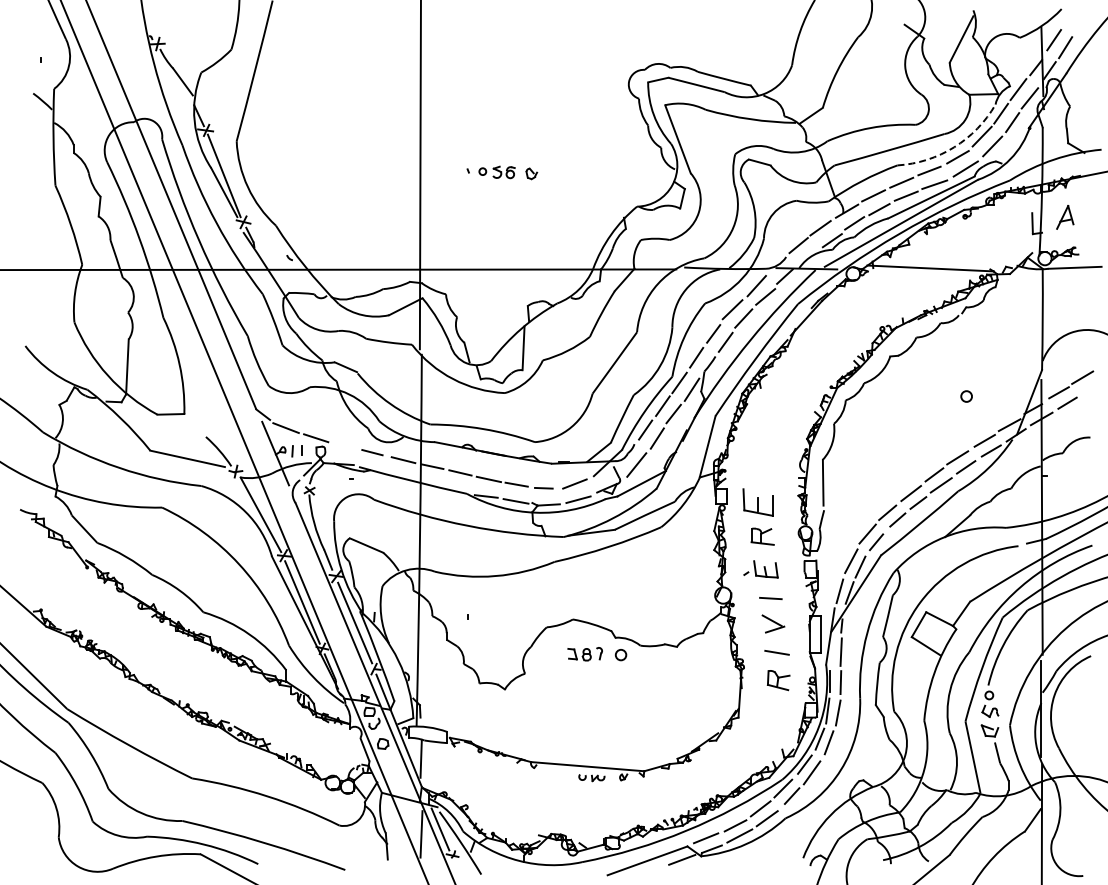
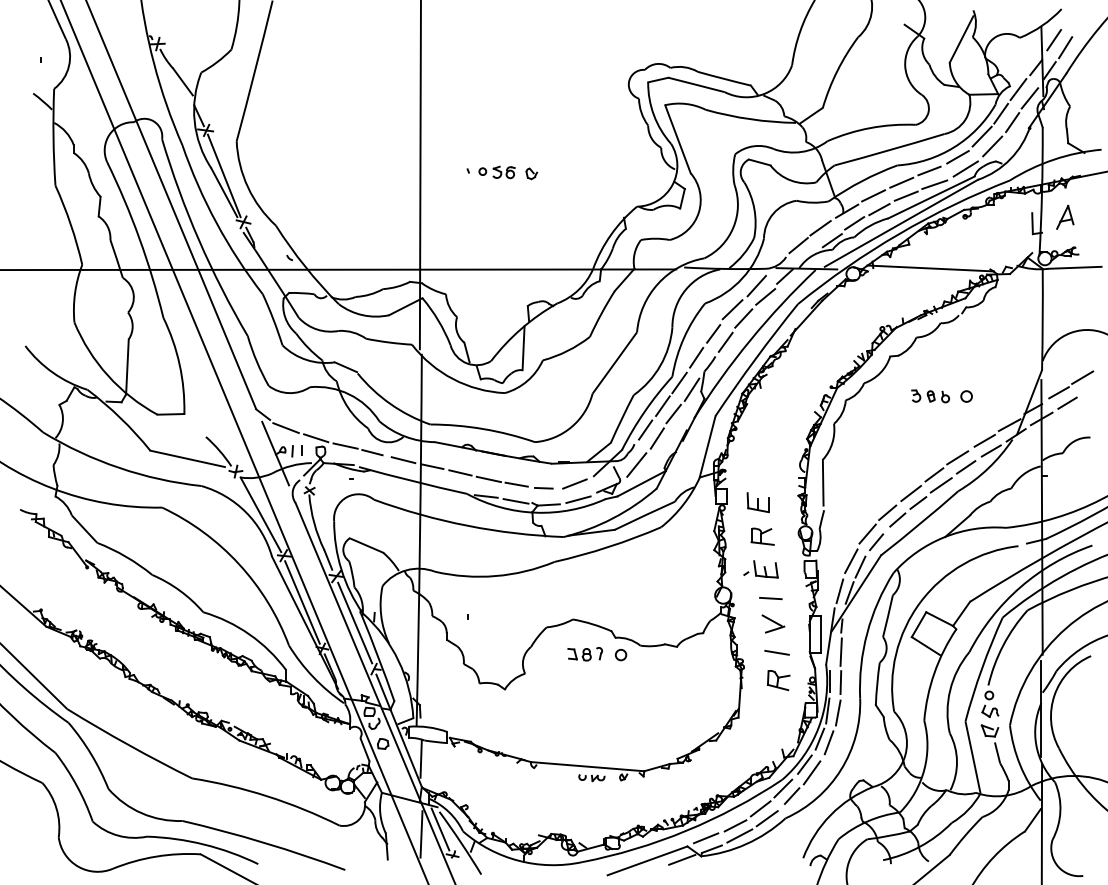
arc: dashed -> solid (954, 147)
part: none -> present (930, 396)
line: none -> present (345, 445)
part size: 32x29 px -> 24x22 px (757, 502)
